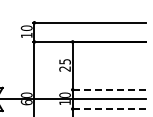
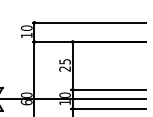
line: dashed -> solid (107, 89)
line: dashed -> solid (107, 108)
